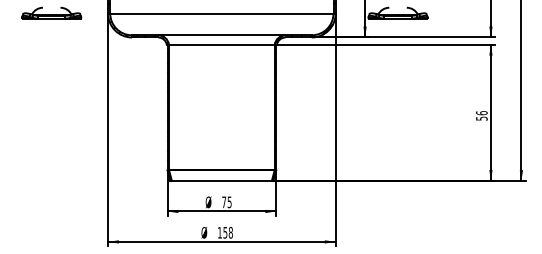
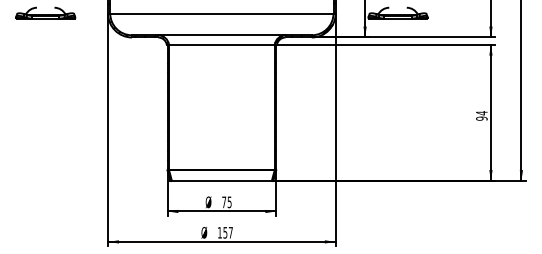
part position: (51, 12) -> (45, 12) (45, 12)
text: 56 -> 94 (481, 115)
text: 158 -> 157 (230, 232)
